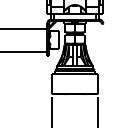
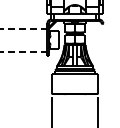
line: solid -> dashed (24, 29)
line: solid -> dashed (24, 51)
